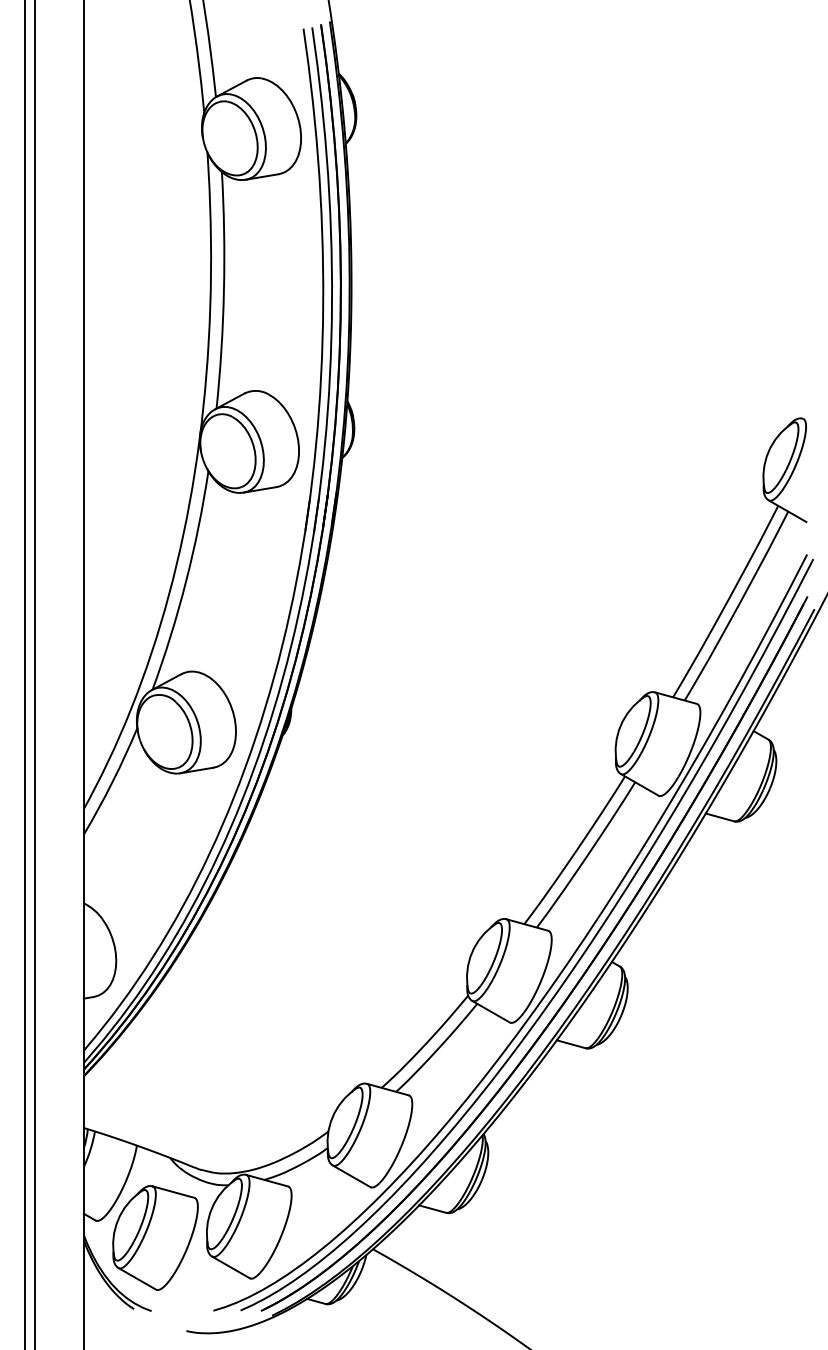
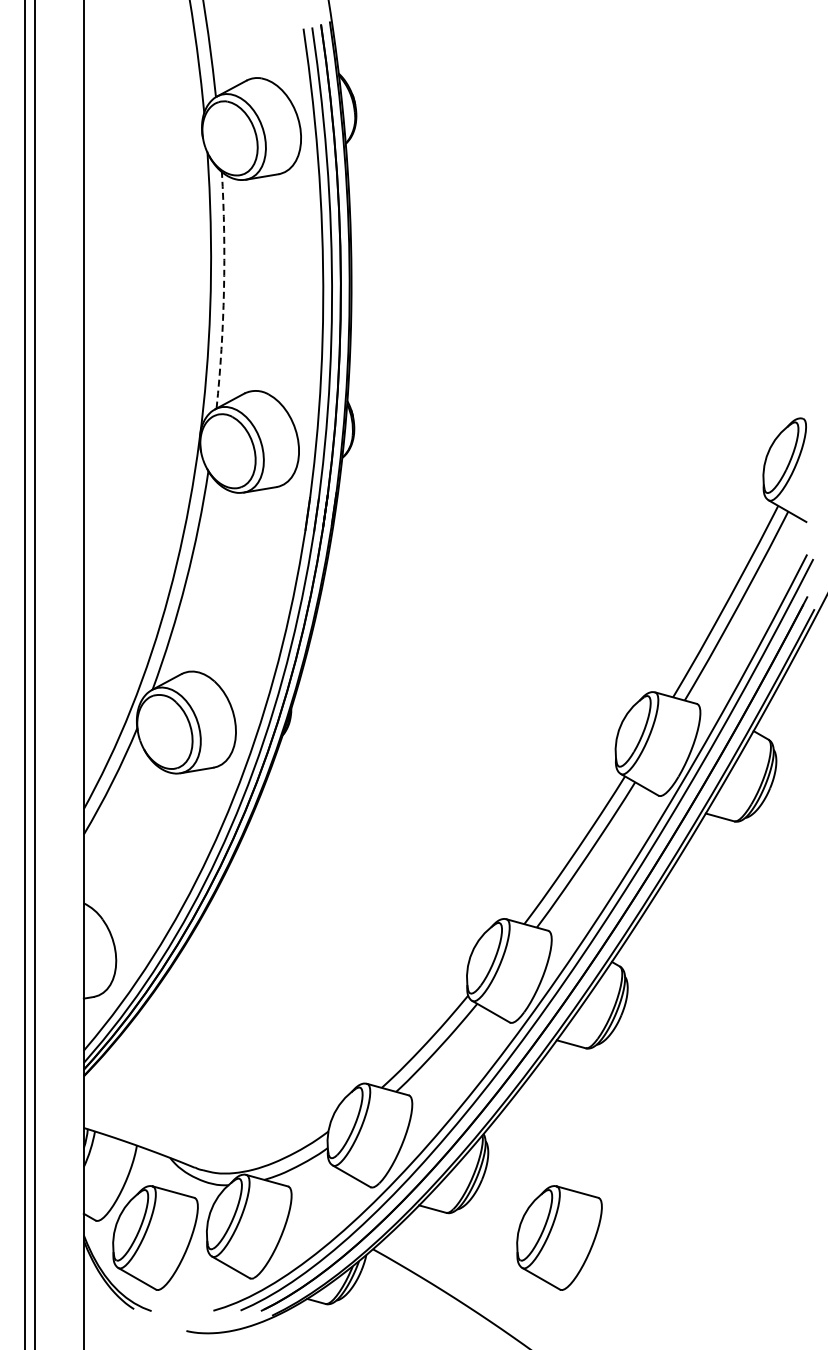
arc: solid -> dashed (223, 290)
part: none -> present (559, 1237)
